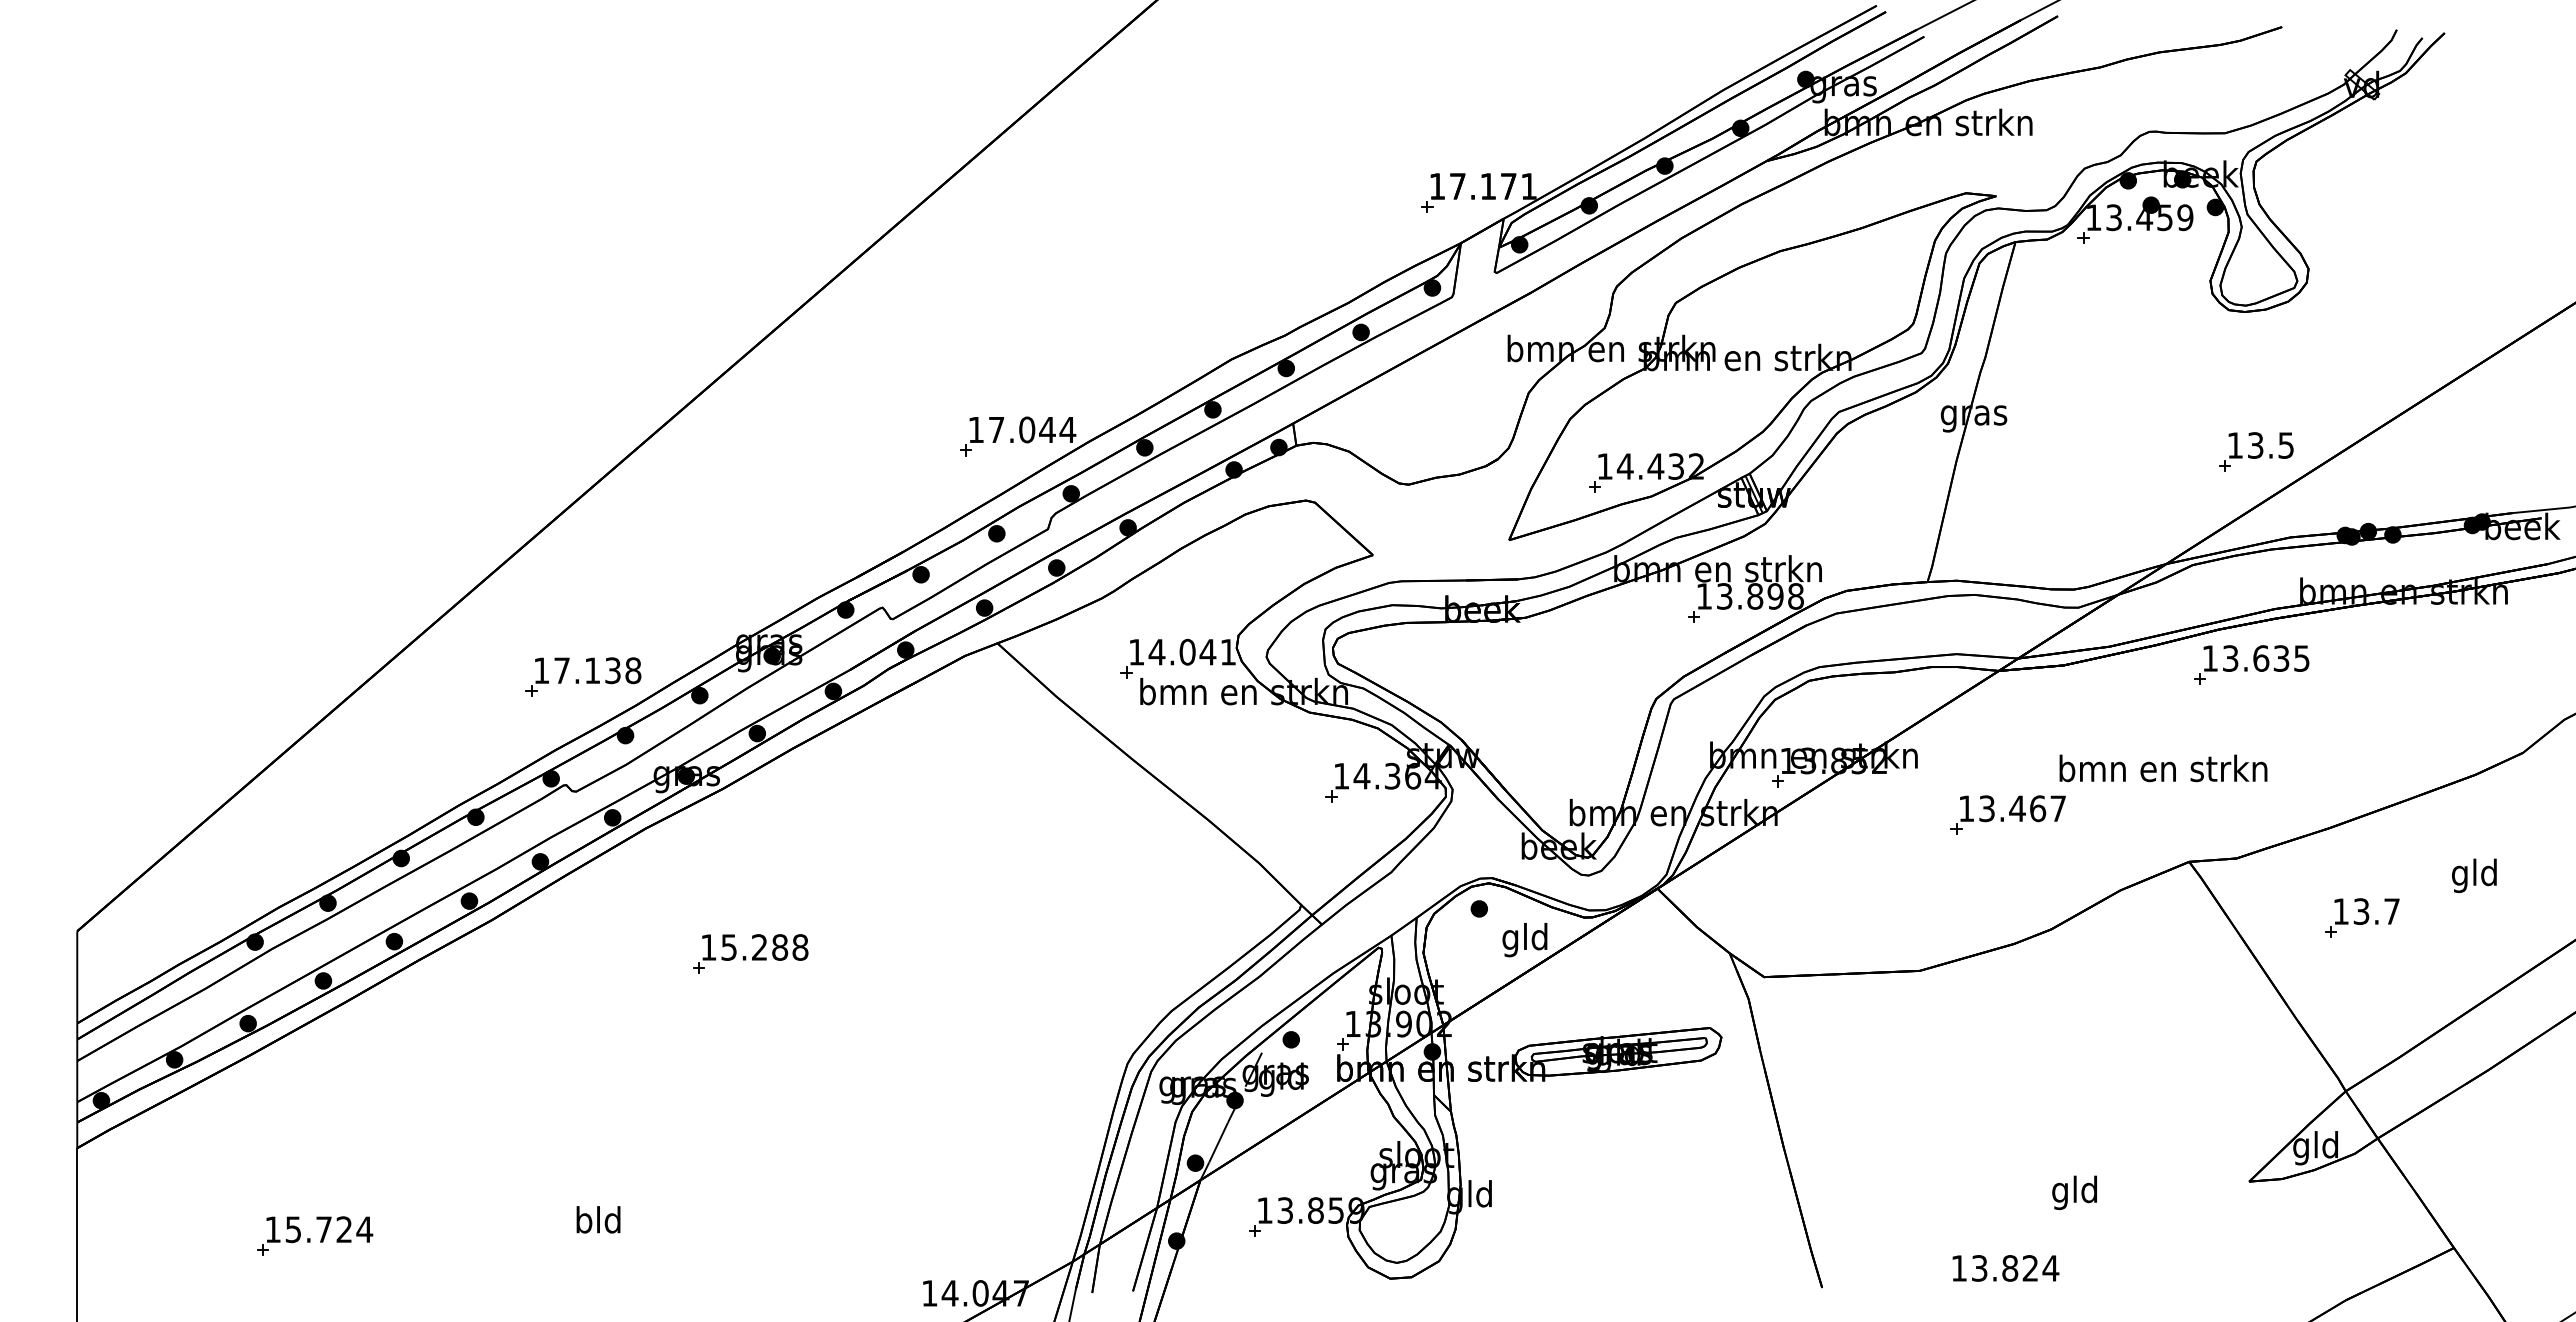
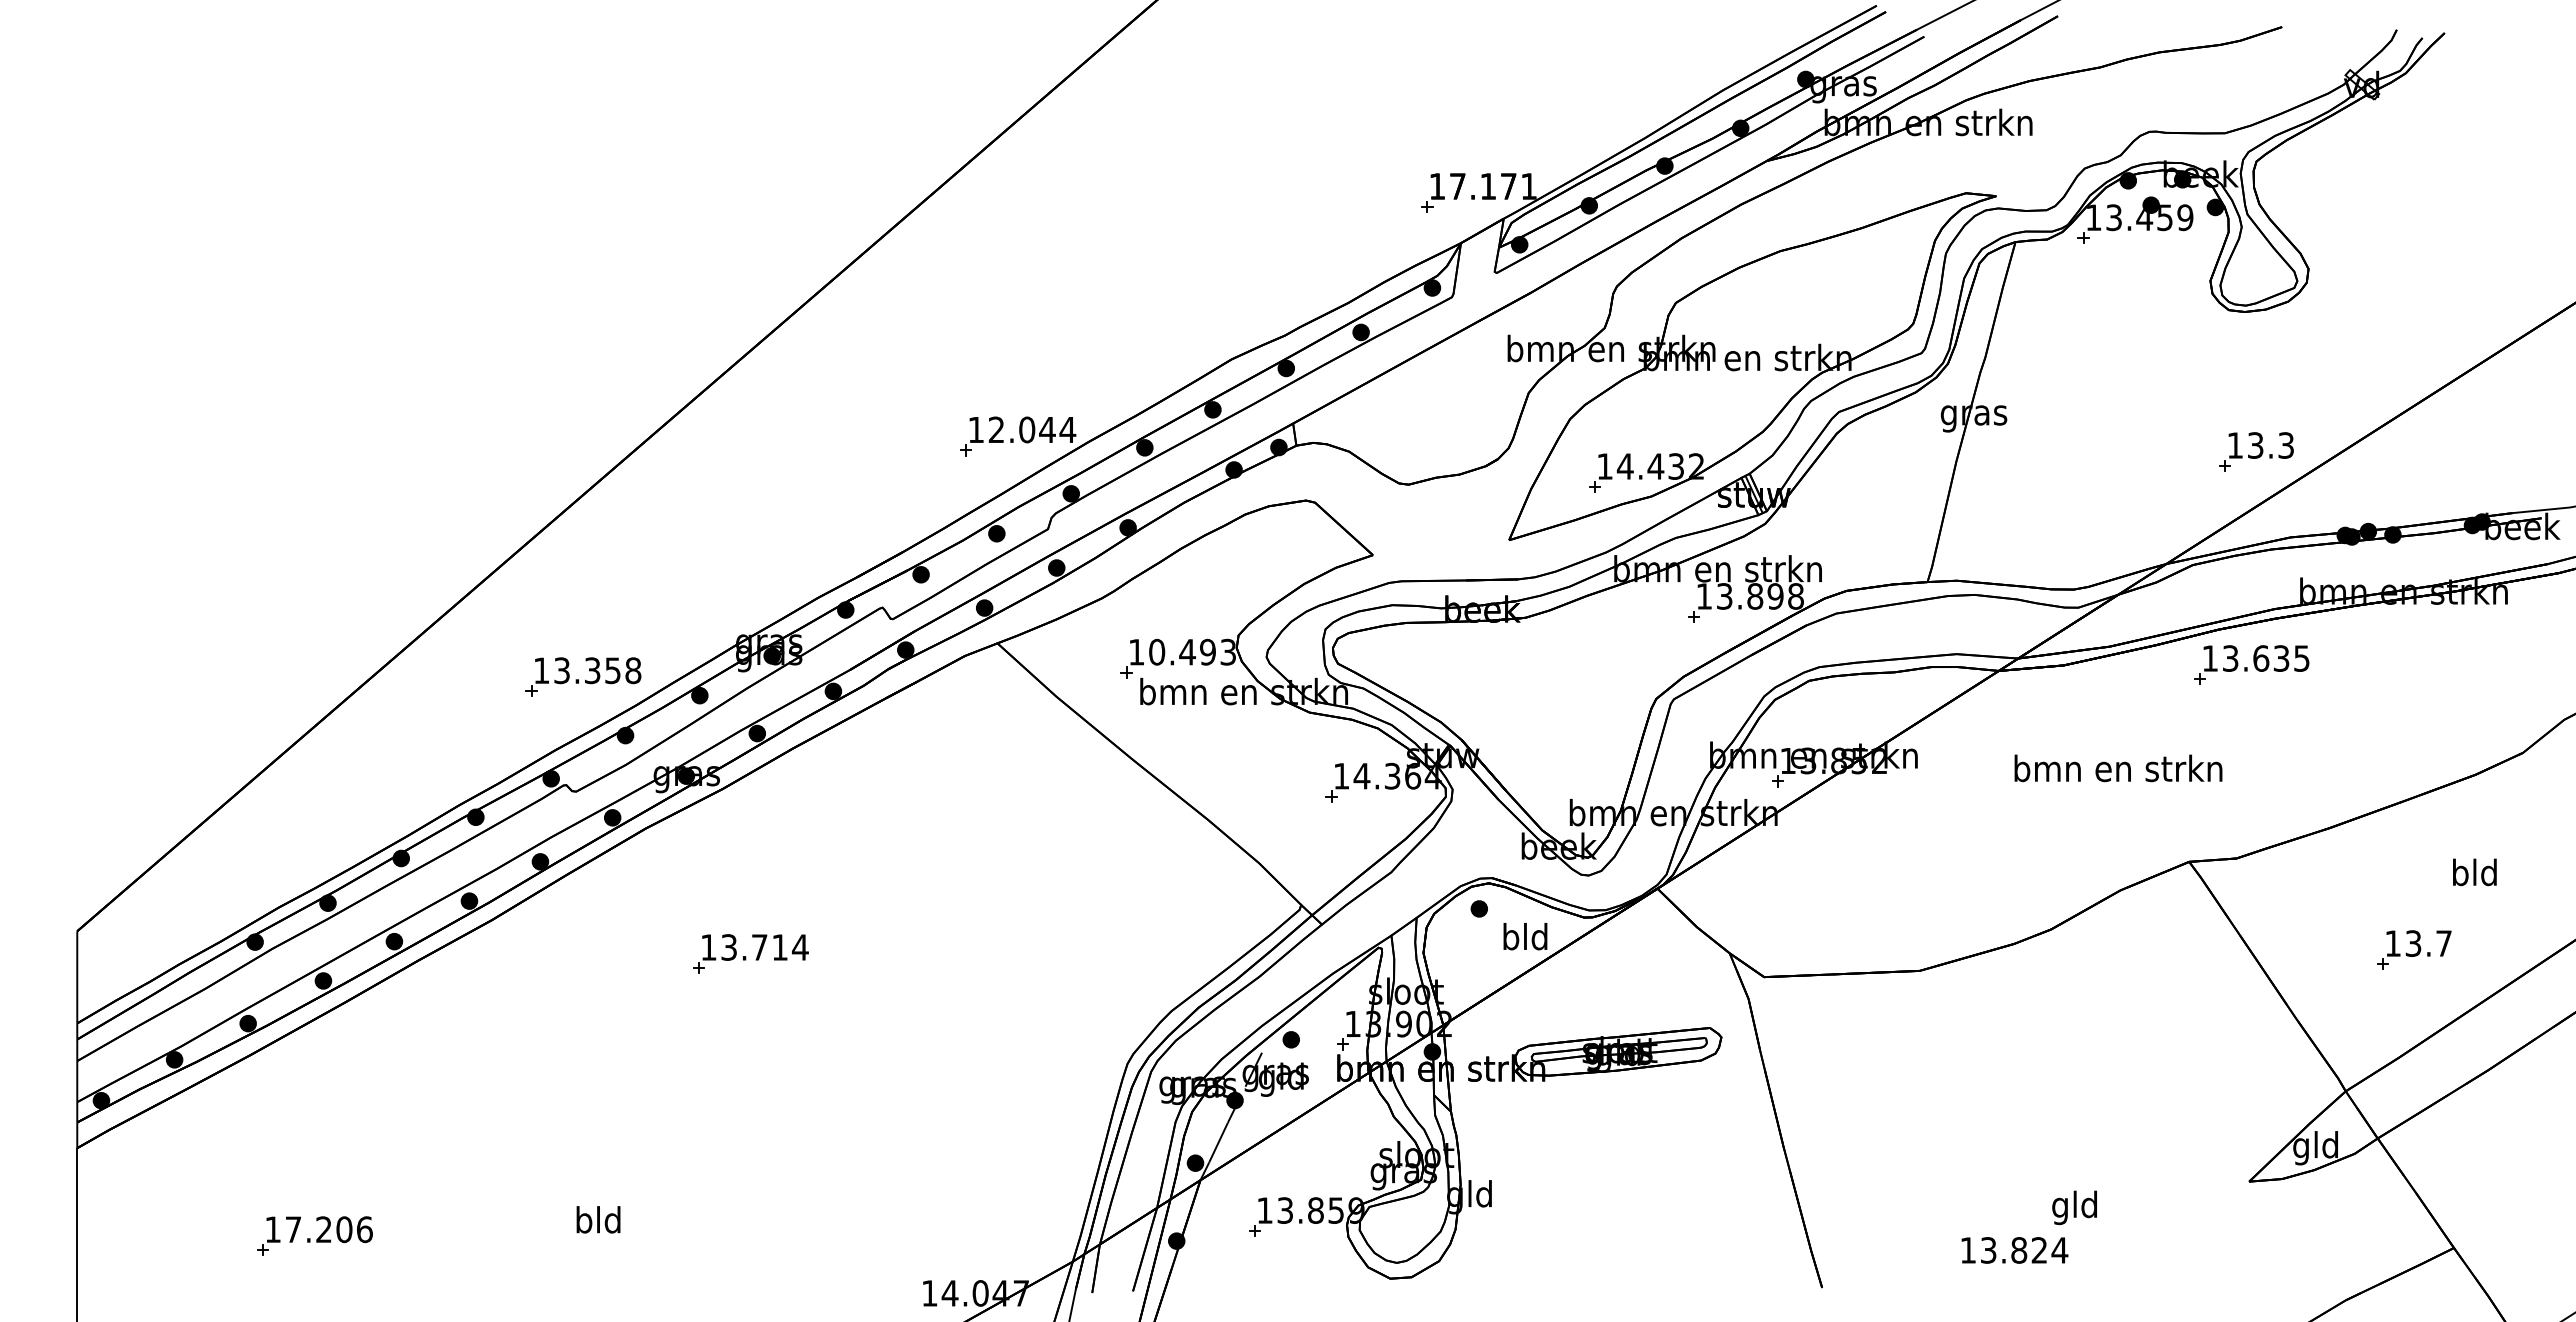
text: 17.044 -> 12.044 (996, 429)
text: 13.5 -> 13.3 (2286, 445)
text: 14.041 -> 10.493 (1191, 651)
text: 17.138 -> 13.358 (587, 670)
text position: (2163, 768) -> (2118, 768) (2118, 768)
part: present -> none (2007, 814)
text: gld -> bld (2460, 875)
part position: (2362, 917) -> (2414, 949) (2414, 949)
text: gld -> bld (1510, 940)
text: 15.288 -> 13.714 (765, 947)
text position: (2074, 1192) -> (2074, 1207) (2074, 1207)
text: 15.724 -> 17.206 (329, 1229)
text position: (2005, 1268) -> (2014, 1250) (2014, 1250)
